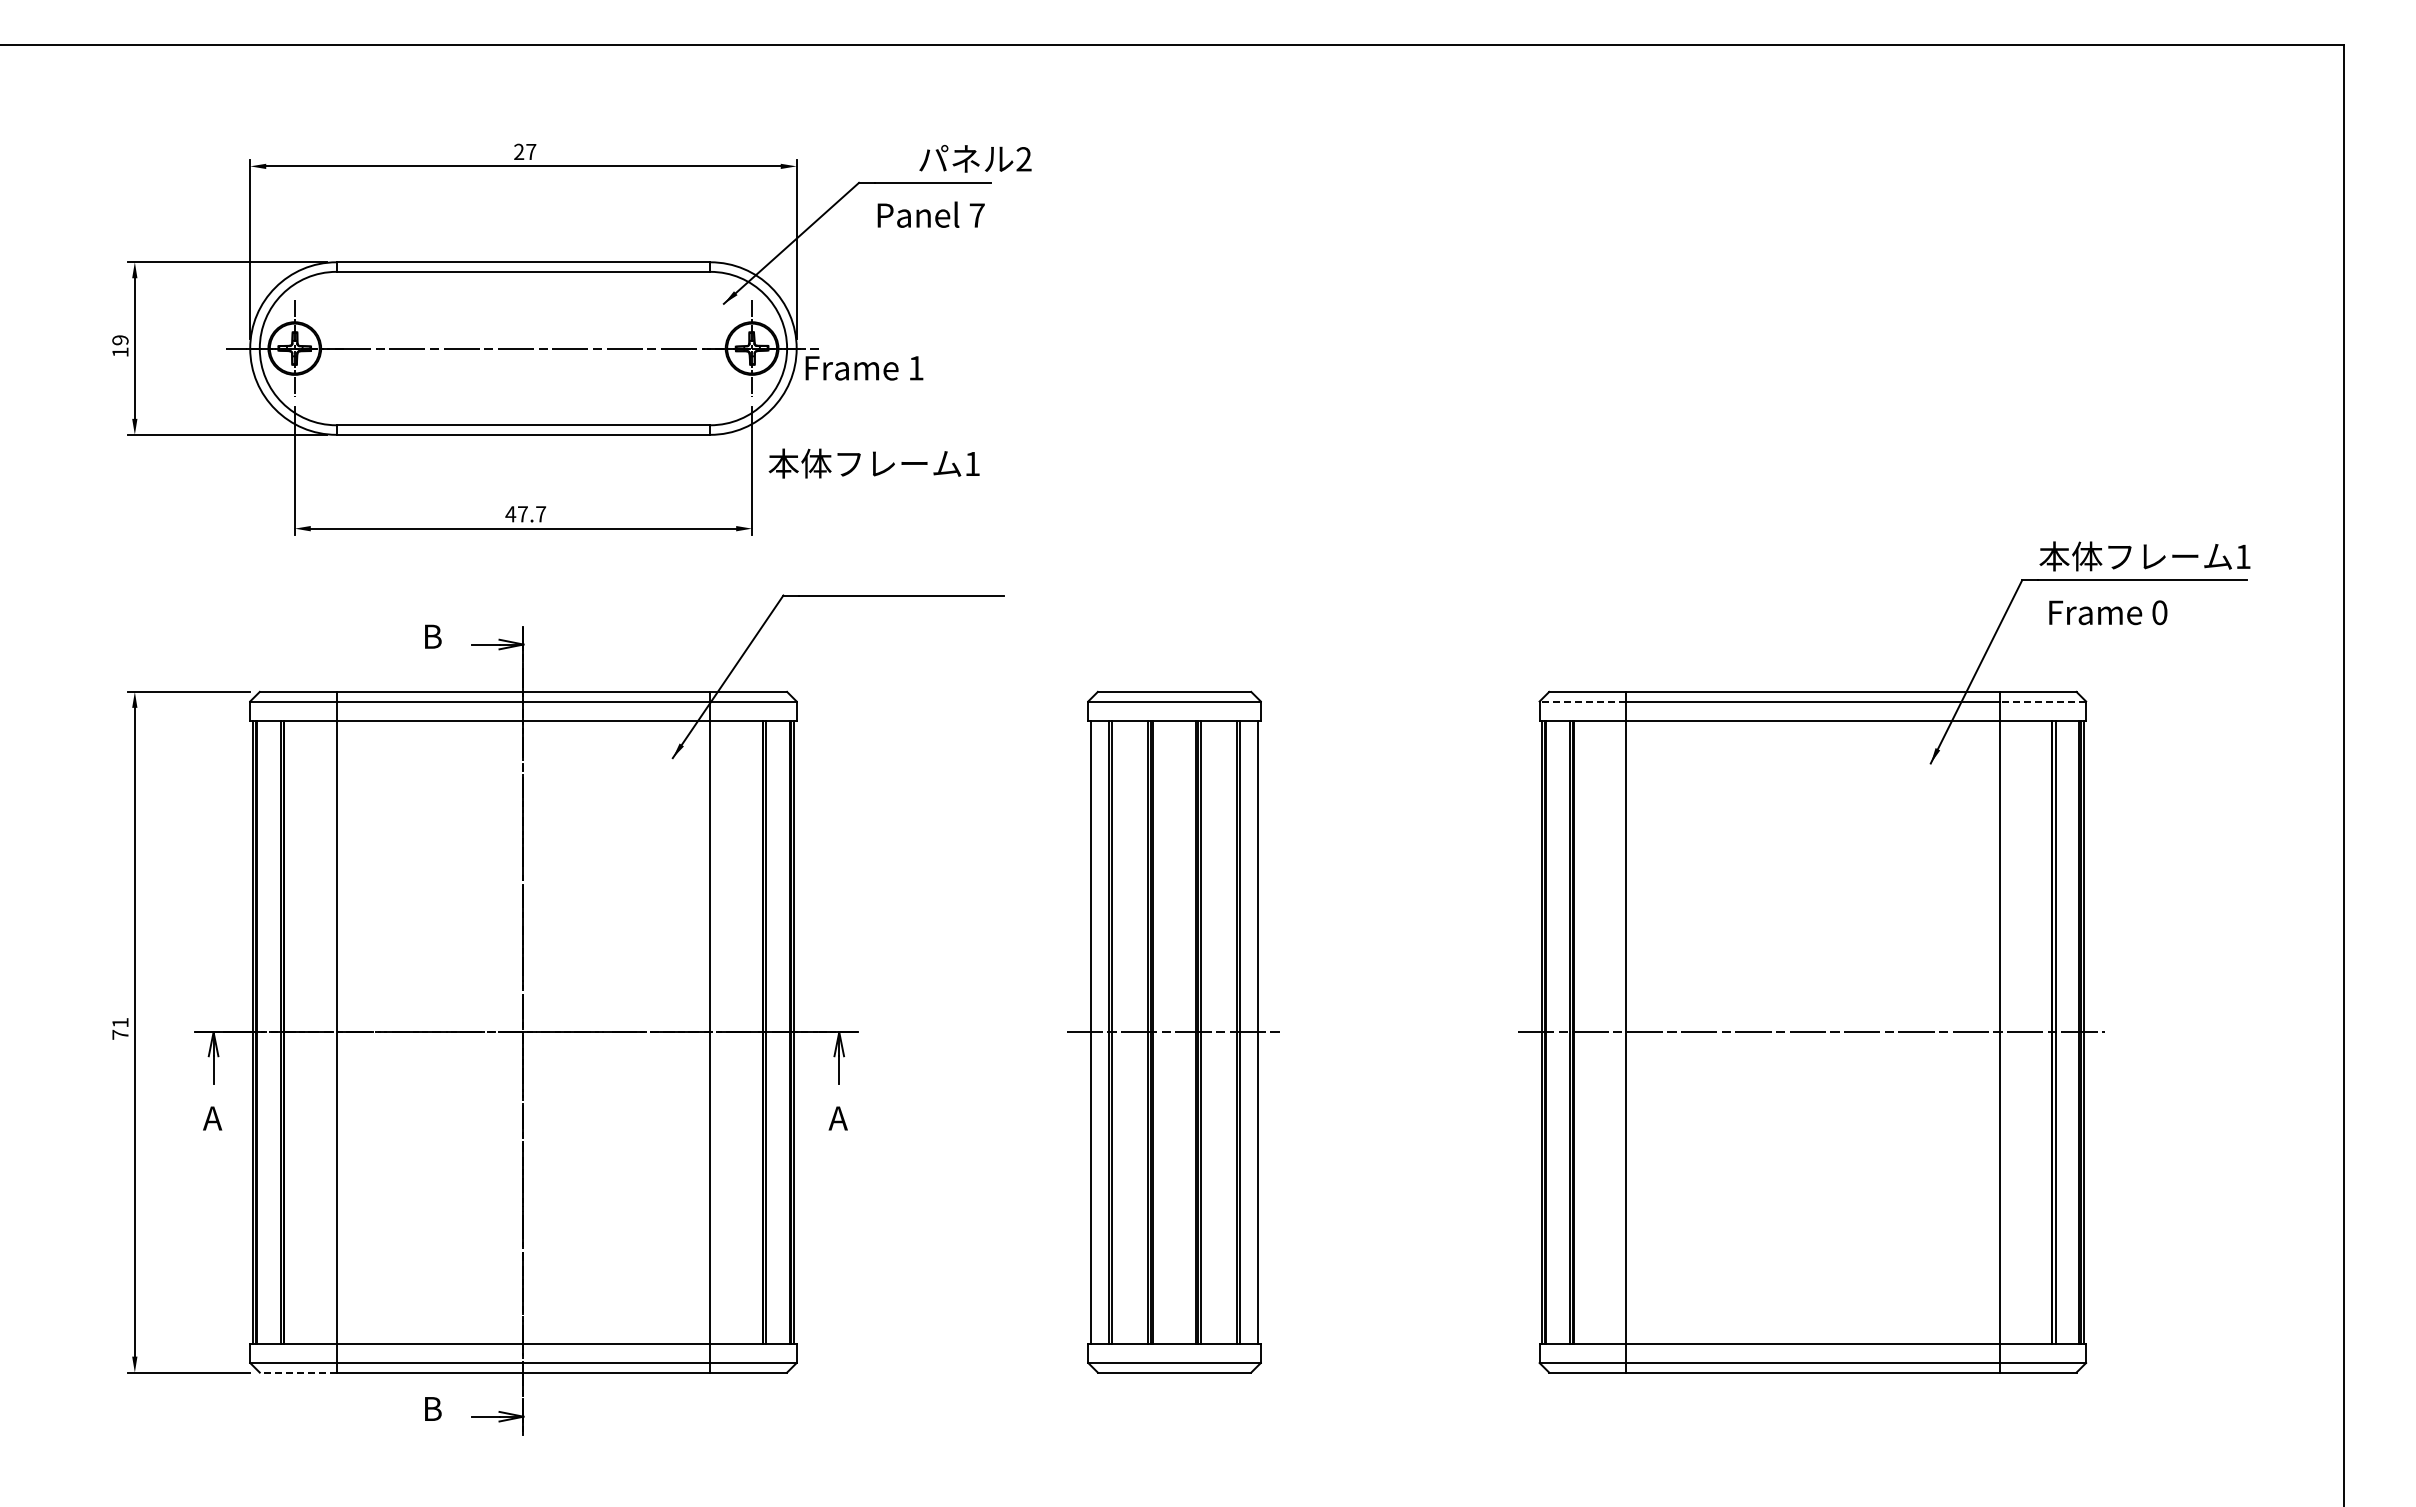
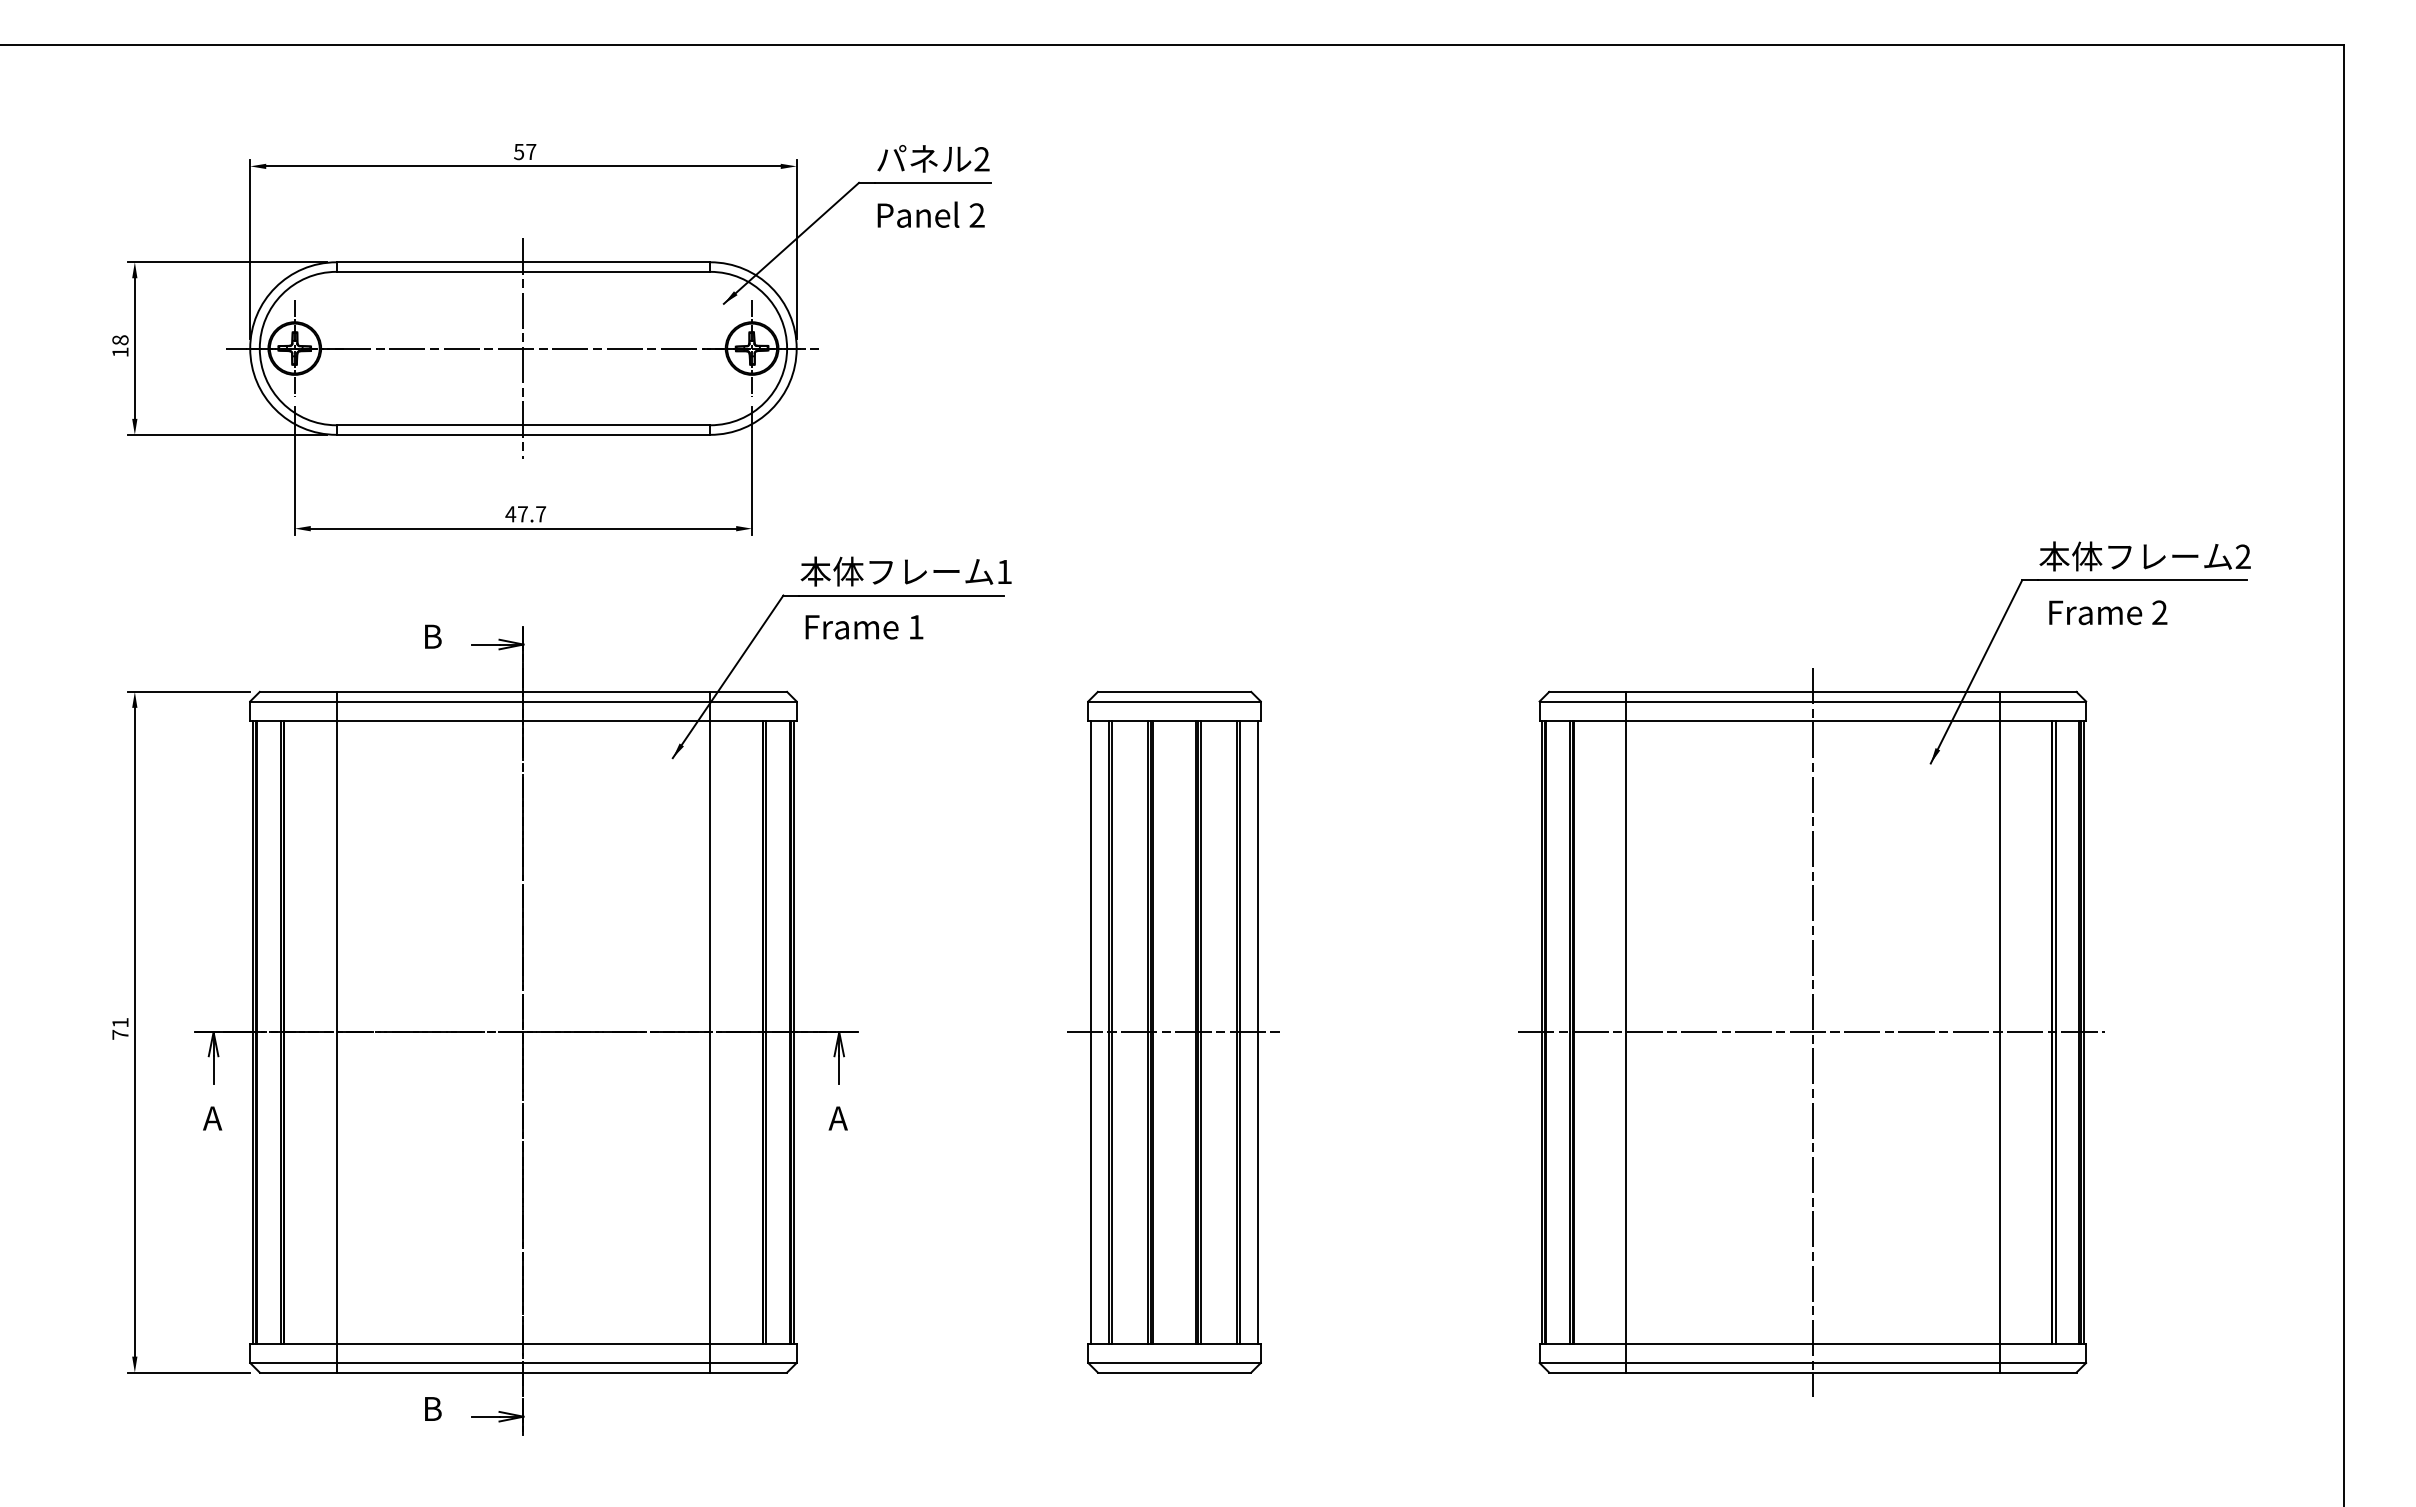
text: 27 -> 57 (519, 151)
text position: (975, 158) -> (933, 158) (933, 158)
text: 7 -> 2 (976, 215)
text: 19 -> 18 (120, 340)
line: none -> present (523, 348)
text position: (864, 368) -> (864, 627) (864, 627)
text position: (873, 463) -> (905, 571) (905, 571)
text: 1 -> 2 (2242, 556)
text: 0 -> 2 (2159, 612)
line: dashed -> solid (1582, 701)
line: dashed -> solid (2042, 701)
line: none -> present (1812, 1031)
line: dashed -> solid (297, 1372)
